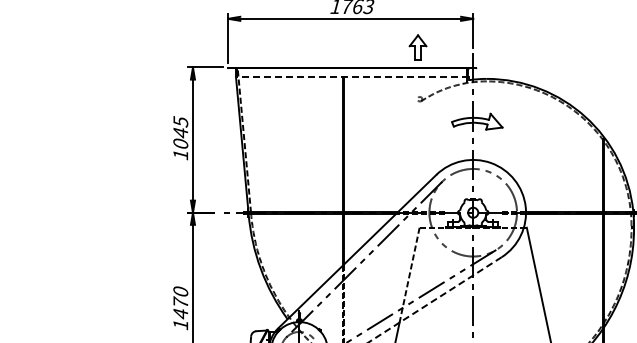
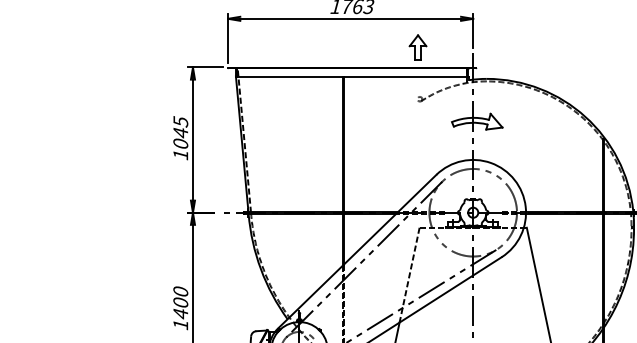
line: dashed -> solid (352, 76)
line: dashed -> solid (434, 300)
text: 1470 -> 1400 (180, 301)
